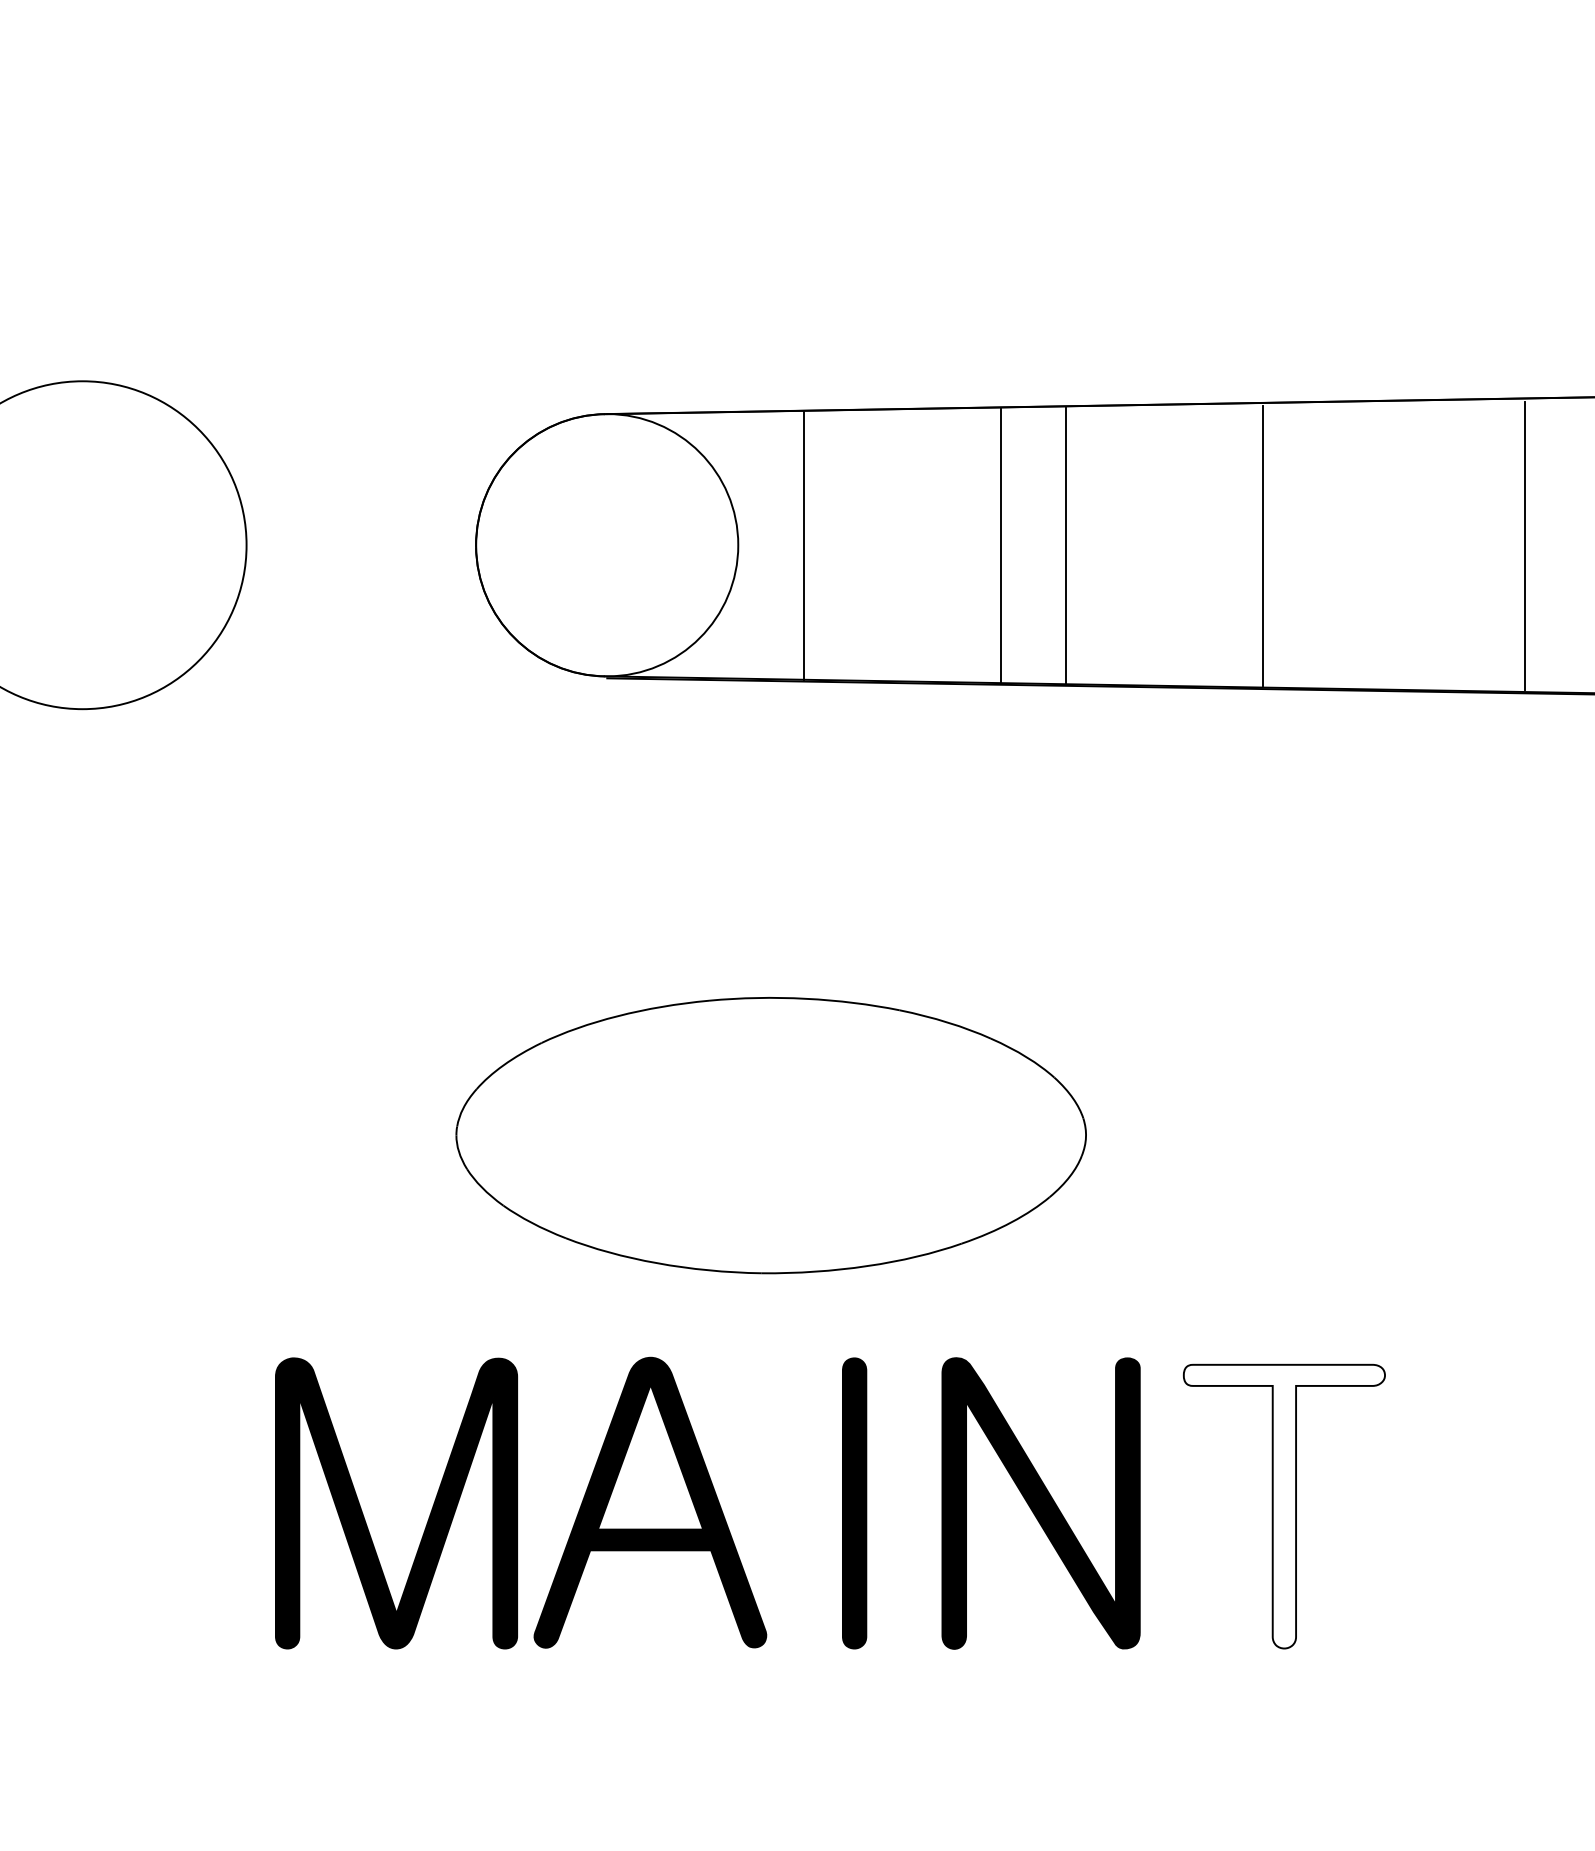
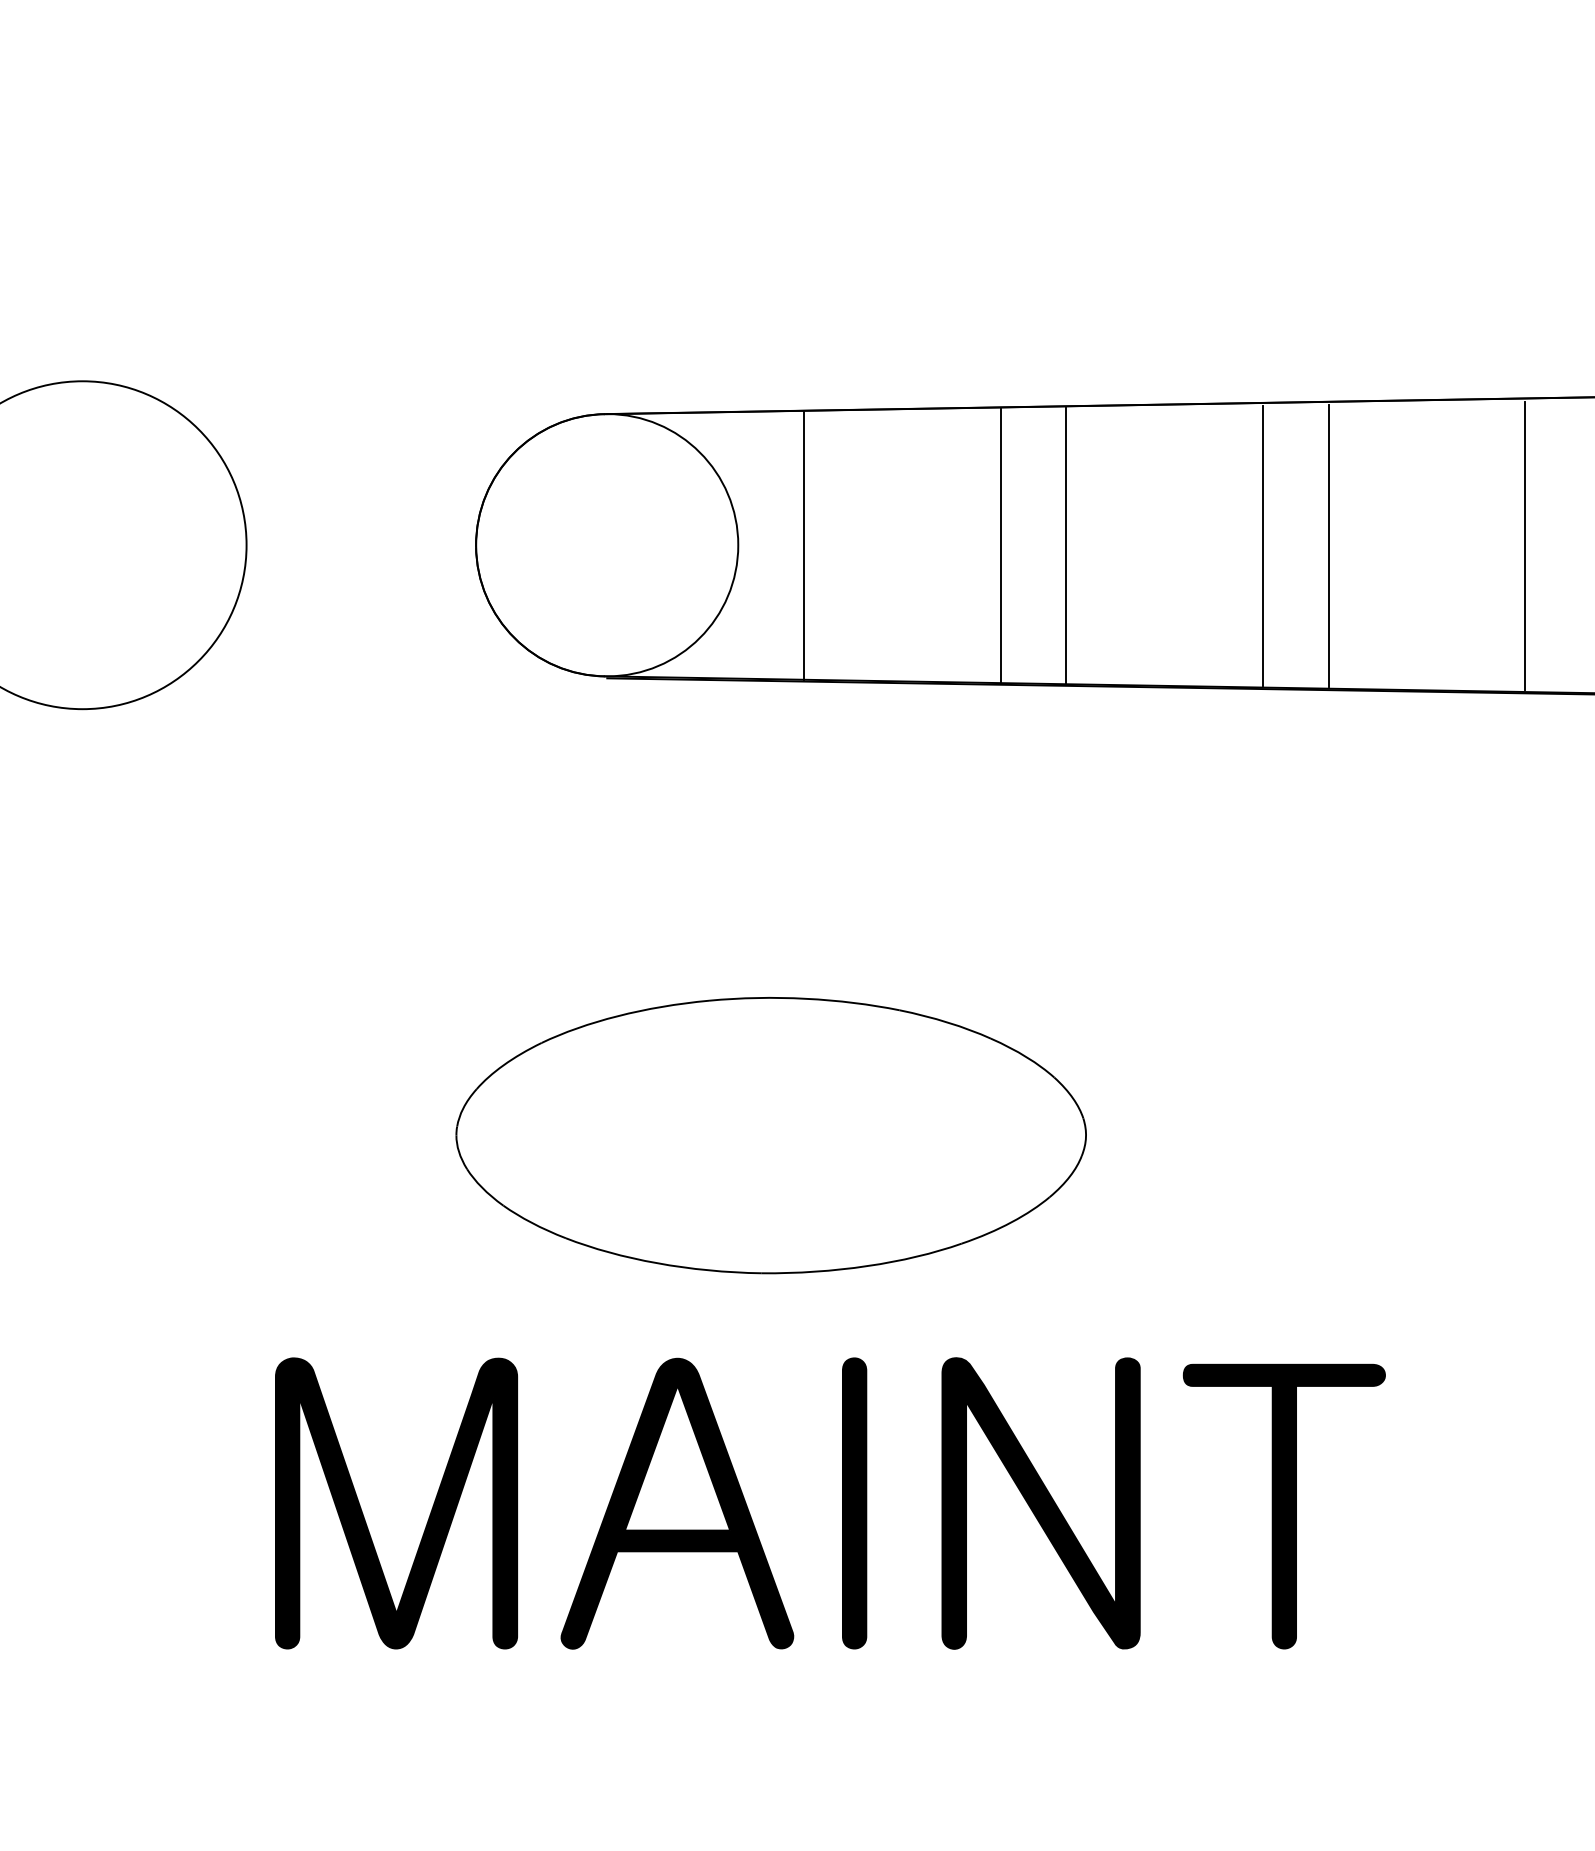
line: none -> present (1328, 545)
part position: (650, 1502) -> (677, 1503) (677, 1503)
fill: none -> present (1284, 1506)
